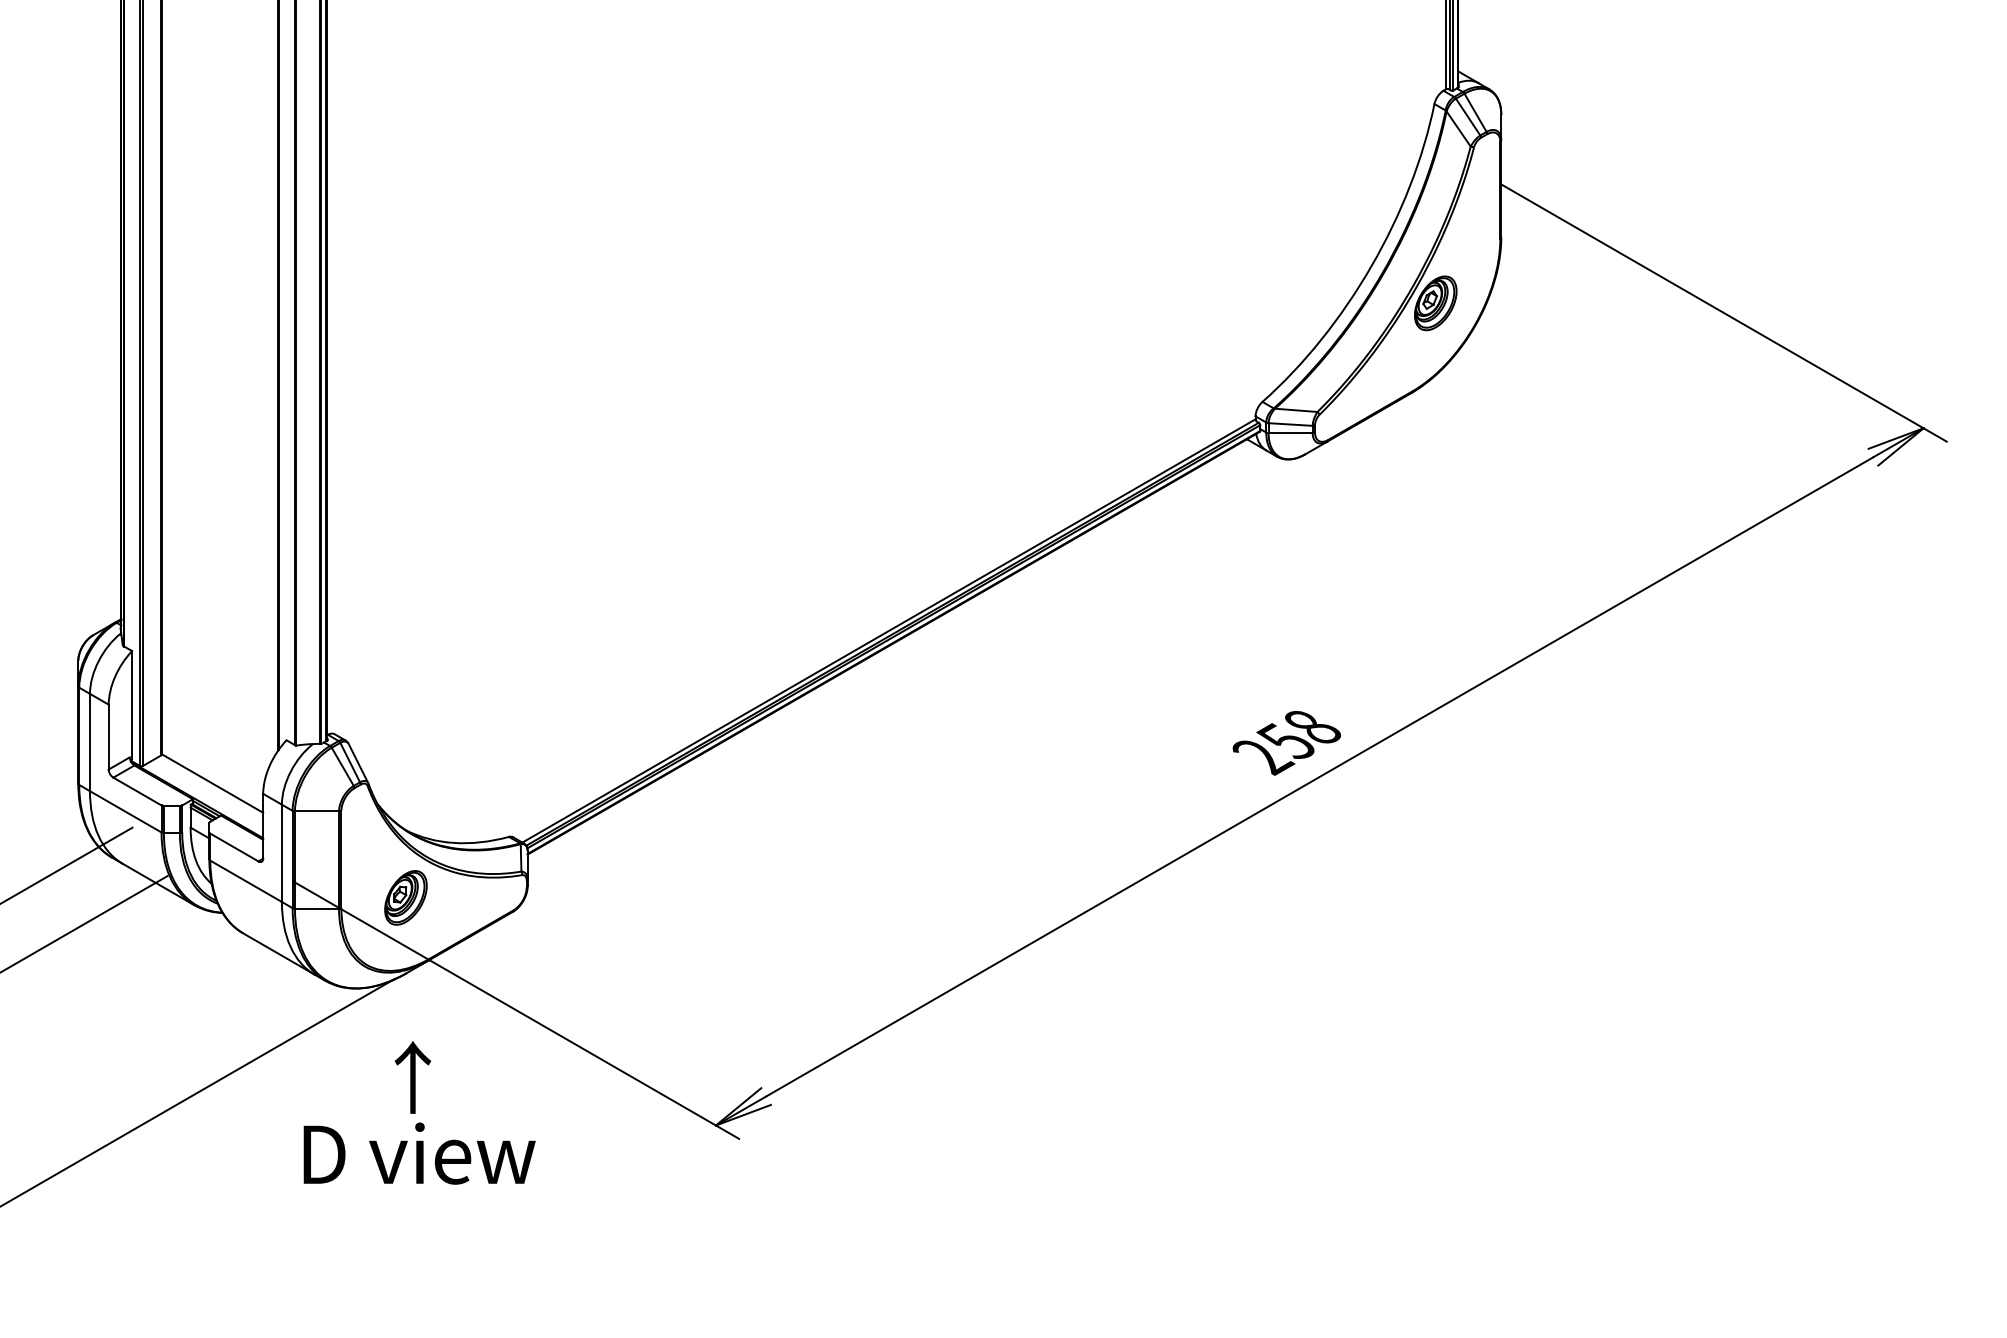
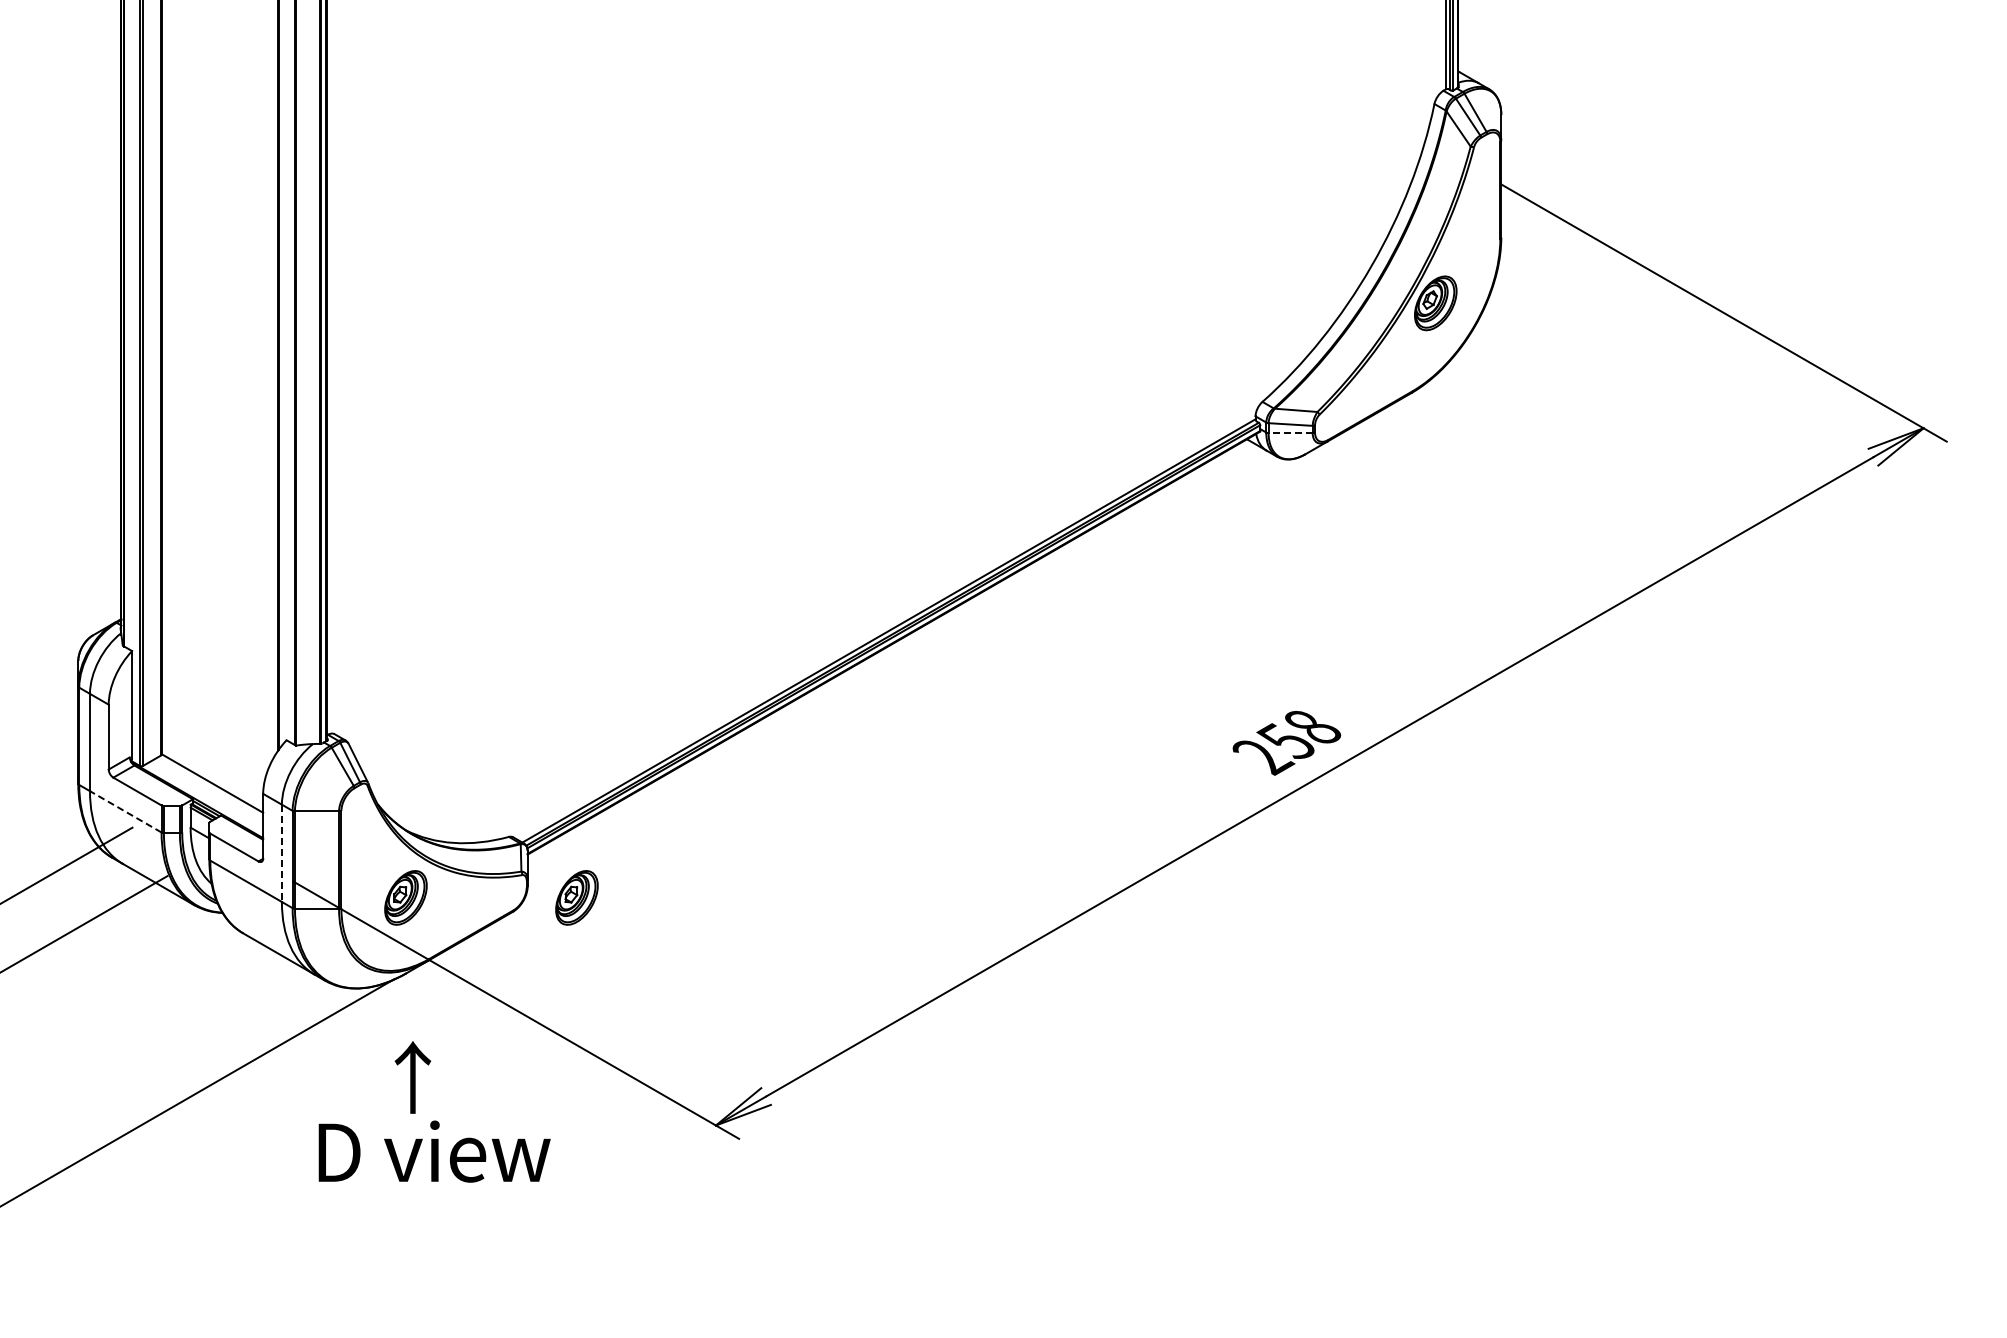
line: solid -> dashed (1290, 433)
line: solid -> dashed (125, 811)
line: solid -> dashed (281, 853)
part: none -> present (576, 897)
text position: (419, 1153) -> (434, 1151) (434, 1151)
